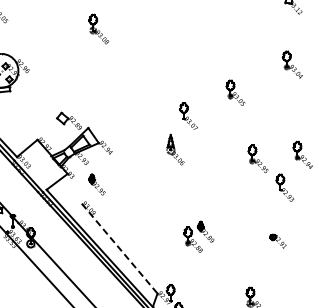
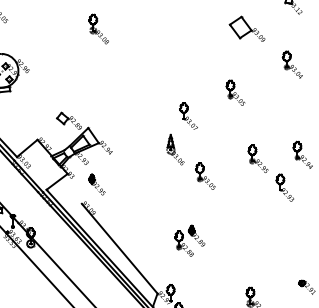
part: none -> present (246, 28)
part: none -> present (205, 175)
part position: (198, 236) -> (189, 240) (189, 240)
part position: (277, 240) -> (306, 286) (306, 286)
line: dashed -> solid (119, 248)
